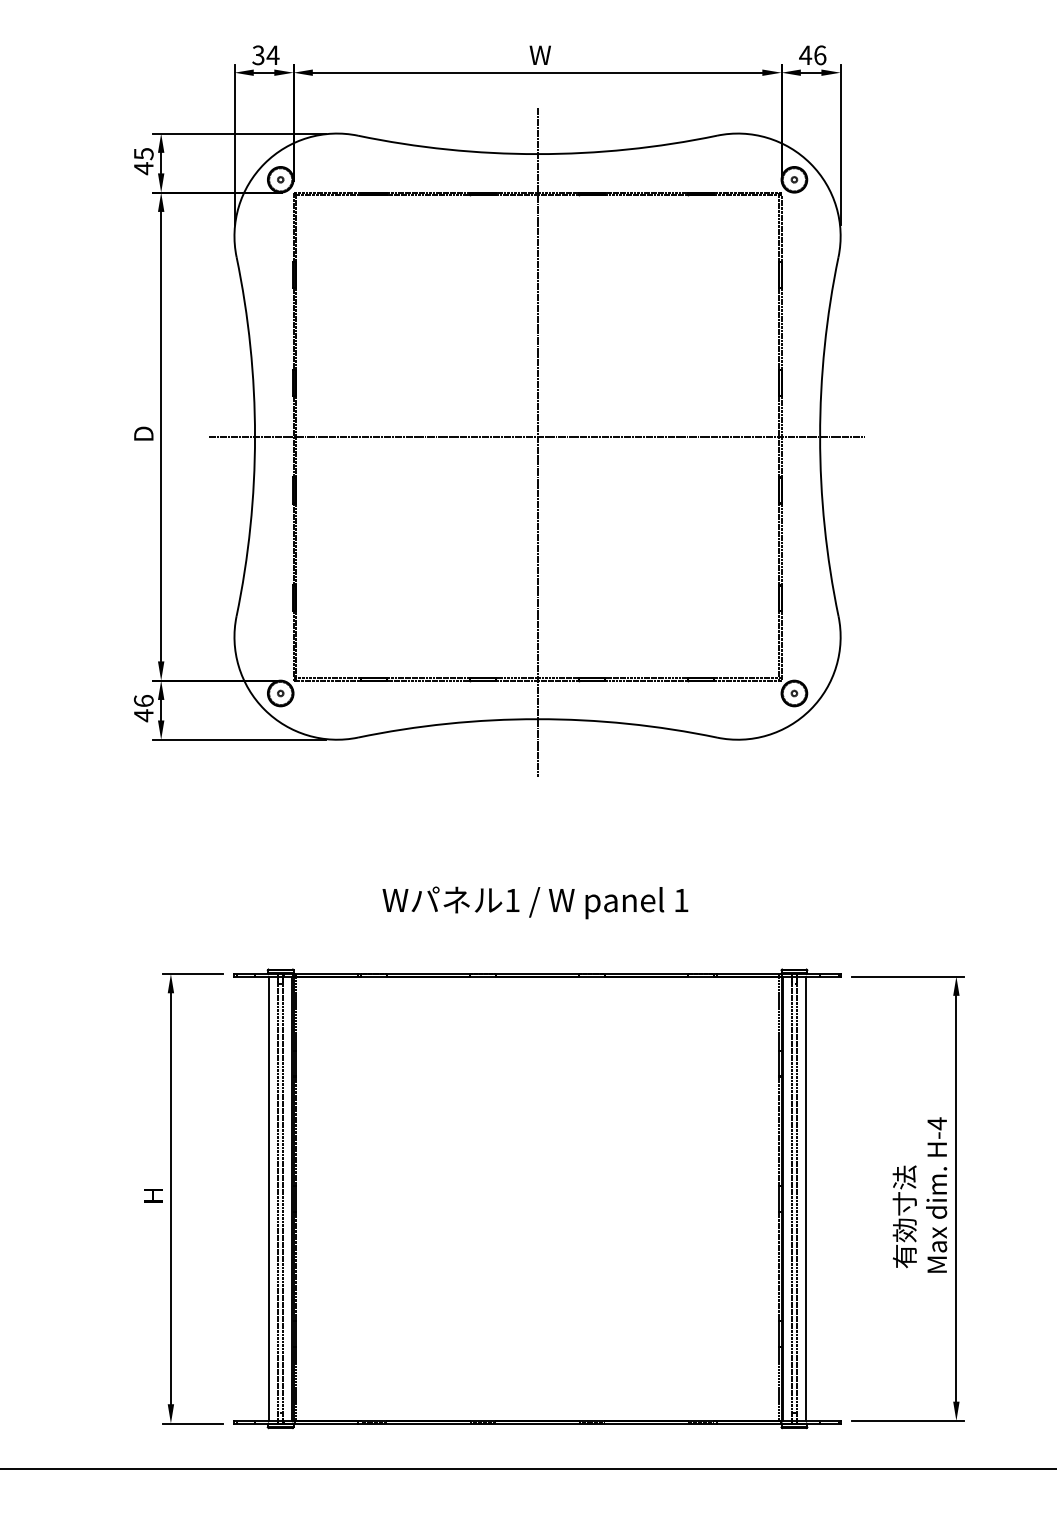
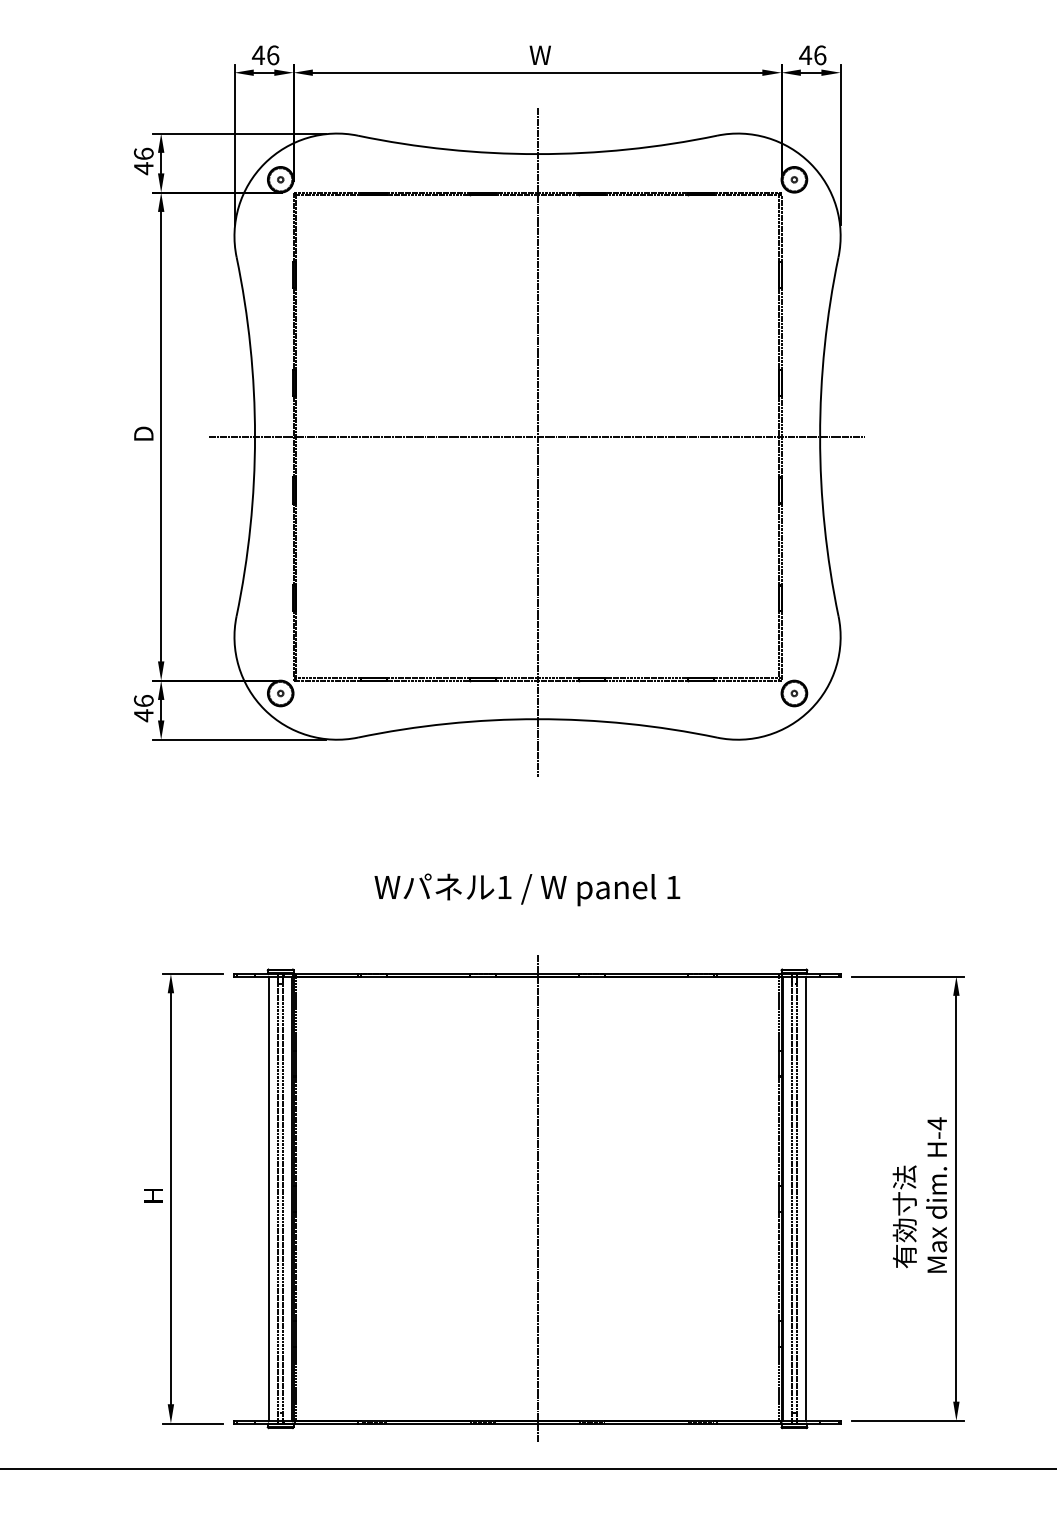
text: 34 -> 46 (265, 55)
text: 45 -> 46 (143, 153)
text position: (535, 902) -> (527, 889) (527, 889)
line: none -> present (537, 1198)
